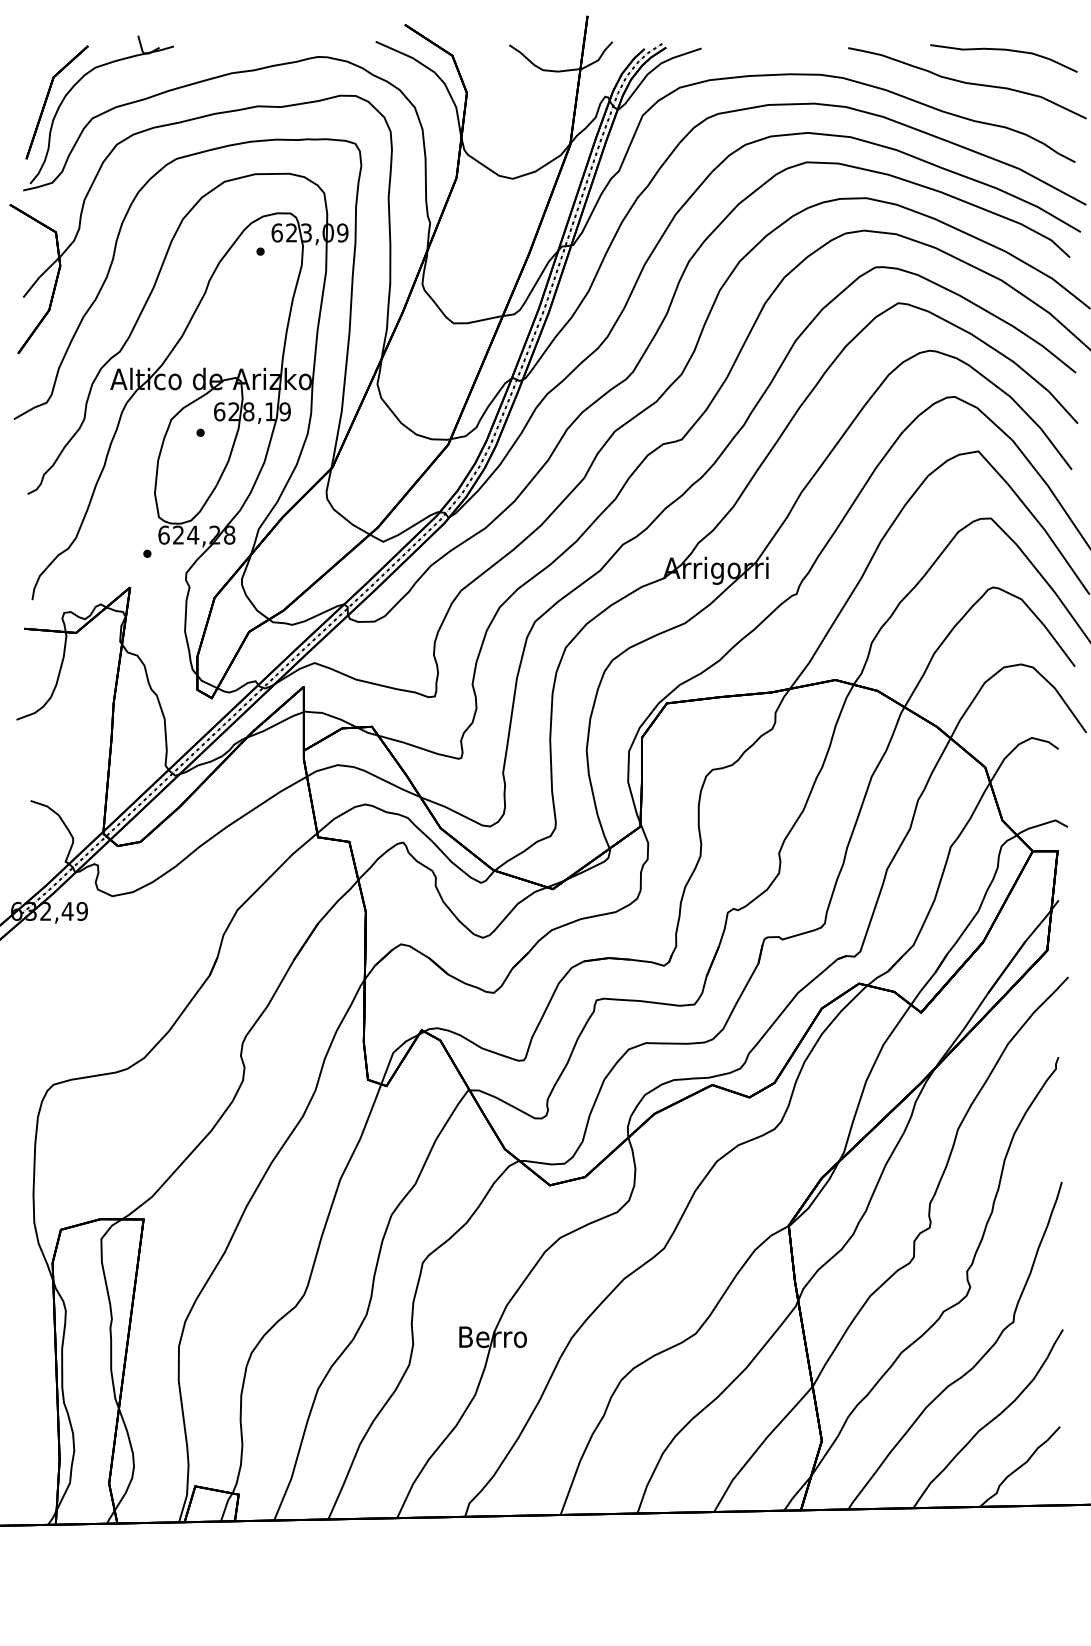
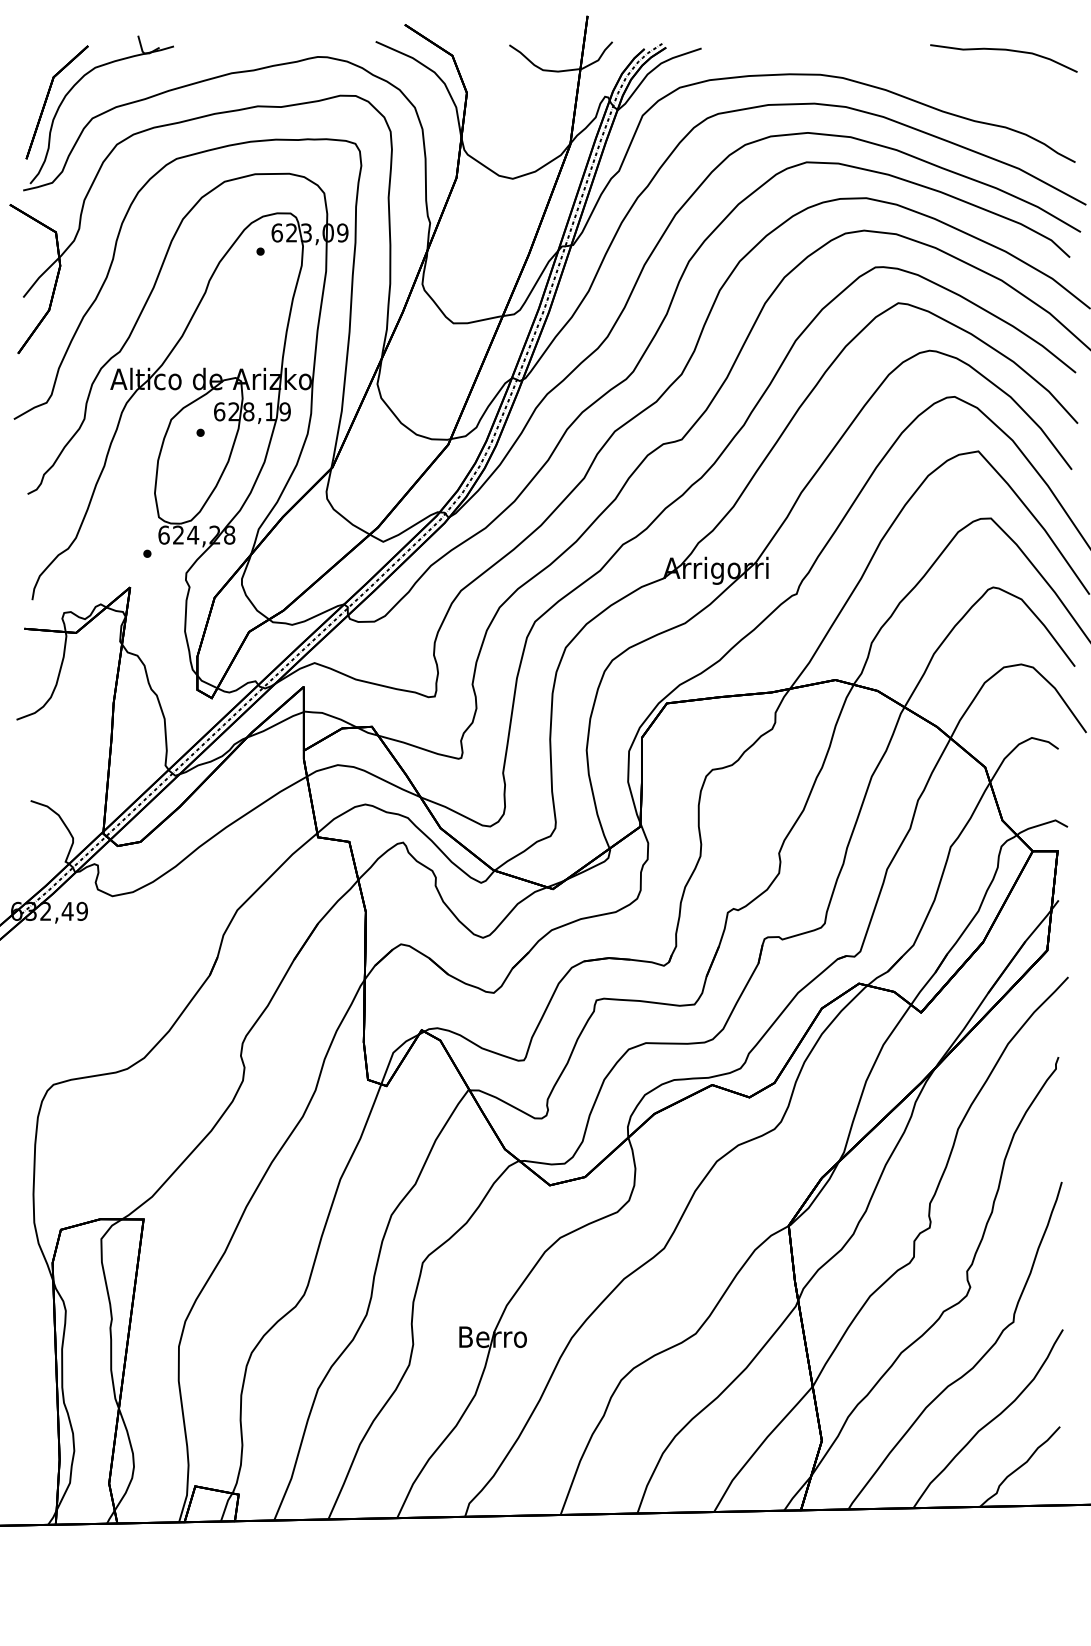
curve: present -> none (967, 83)
